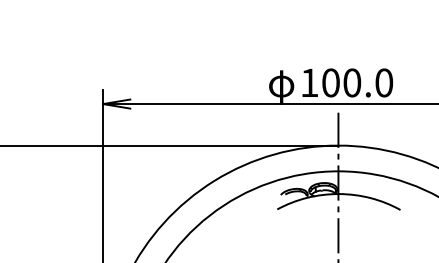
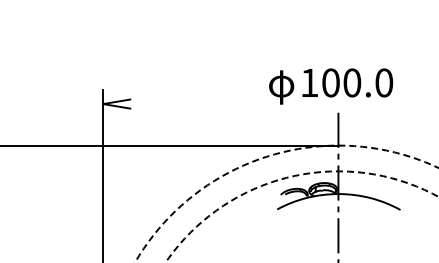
line: present -> none (269, 104)
arc: solid -> dashed (268, 156)
arc: solid -> dashed (287, 177)
